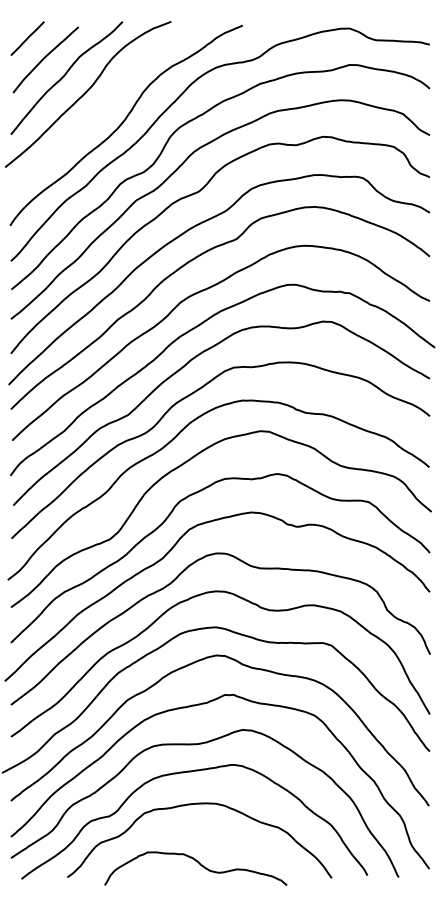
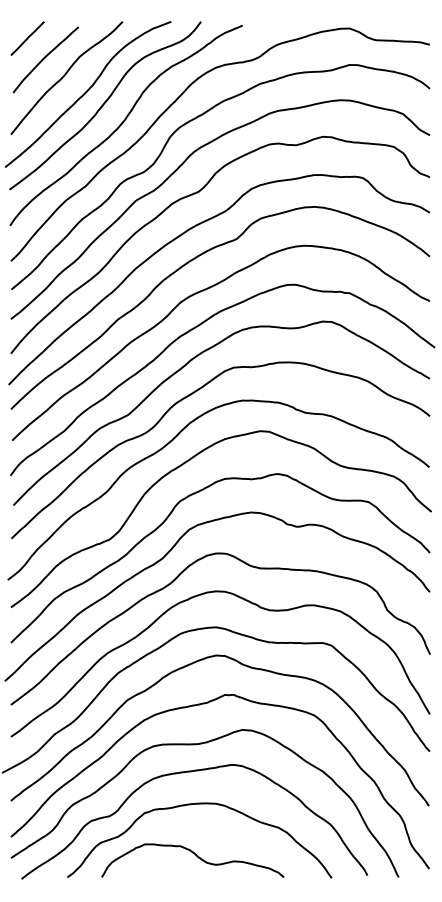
curve: none -> present (104, 104)
curve position: (199, 864) -> (196, 856) (196, 856)
